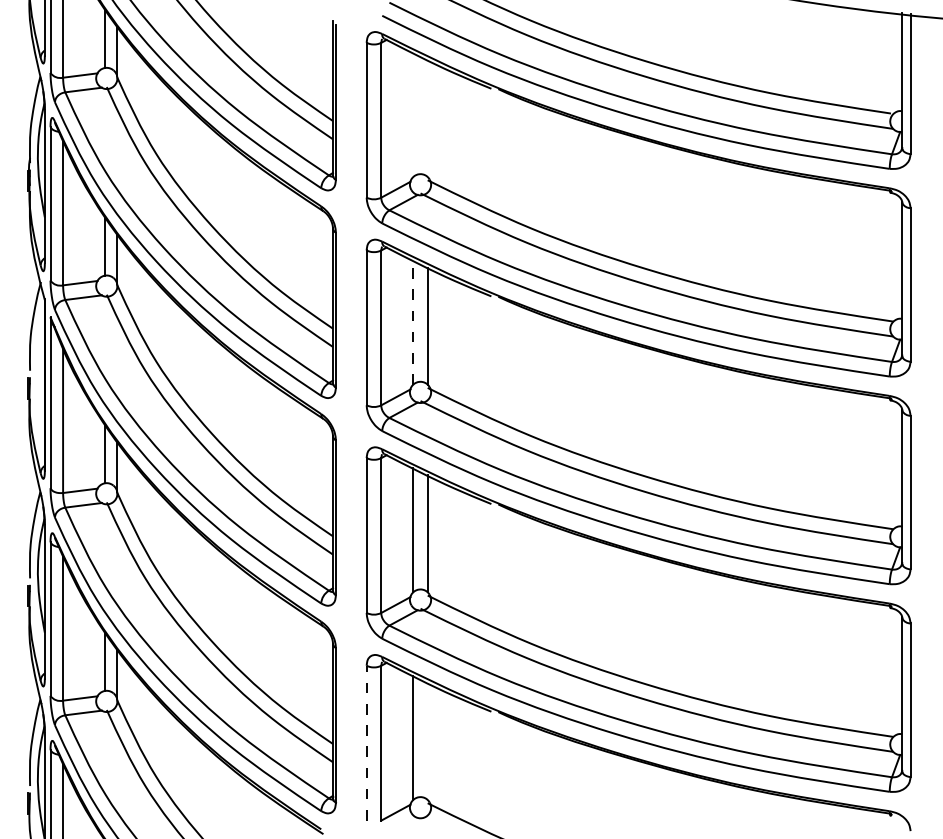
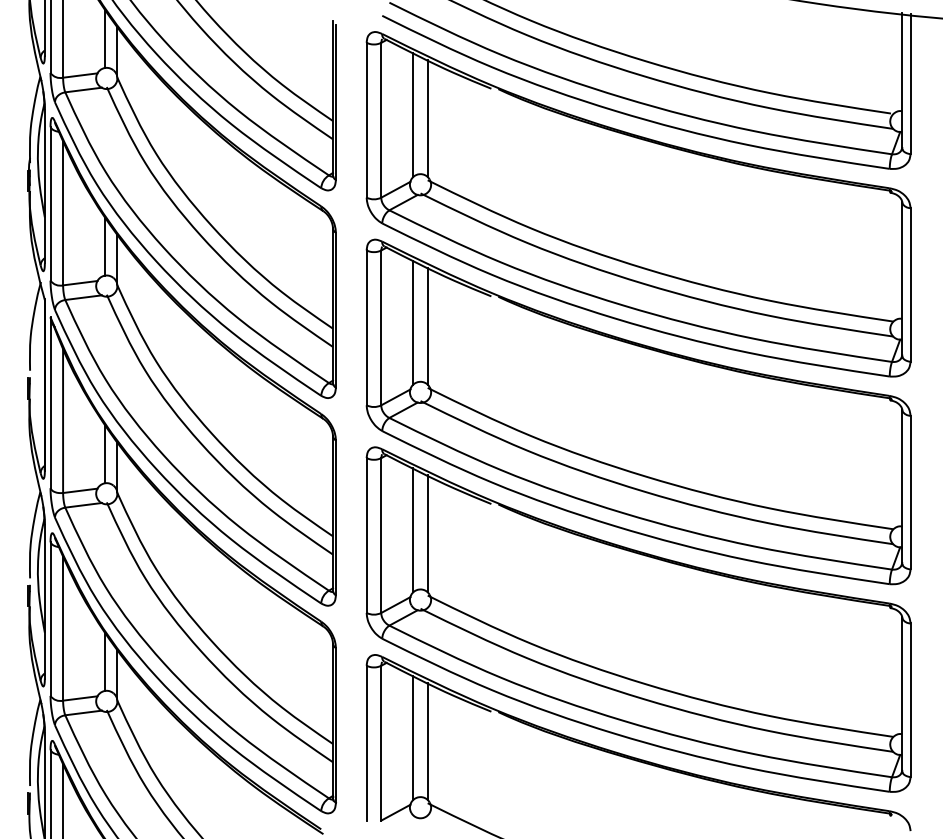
line: none -> present (413, 115)
line: none -> present (427, 118)
line: dashed -> solid (413, 322)
line: none -> present (427, 741)
line: dashed -> solid (366, 742)
